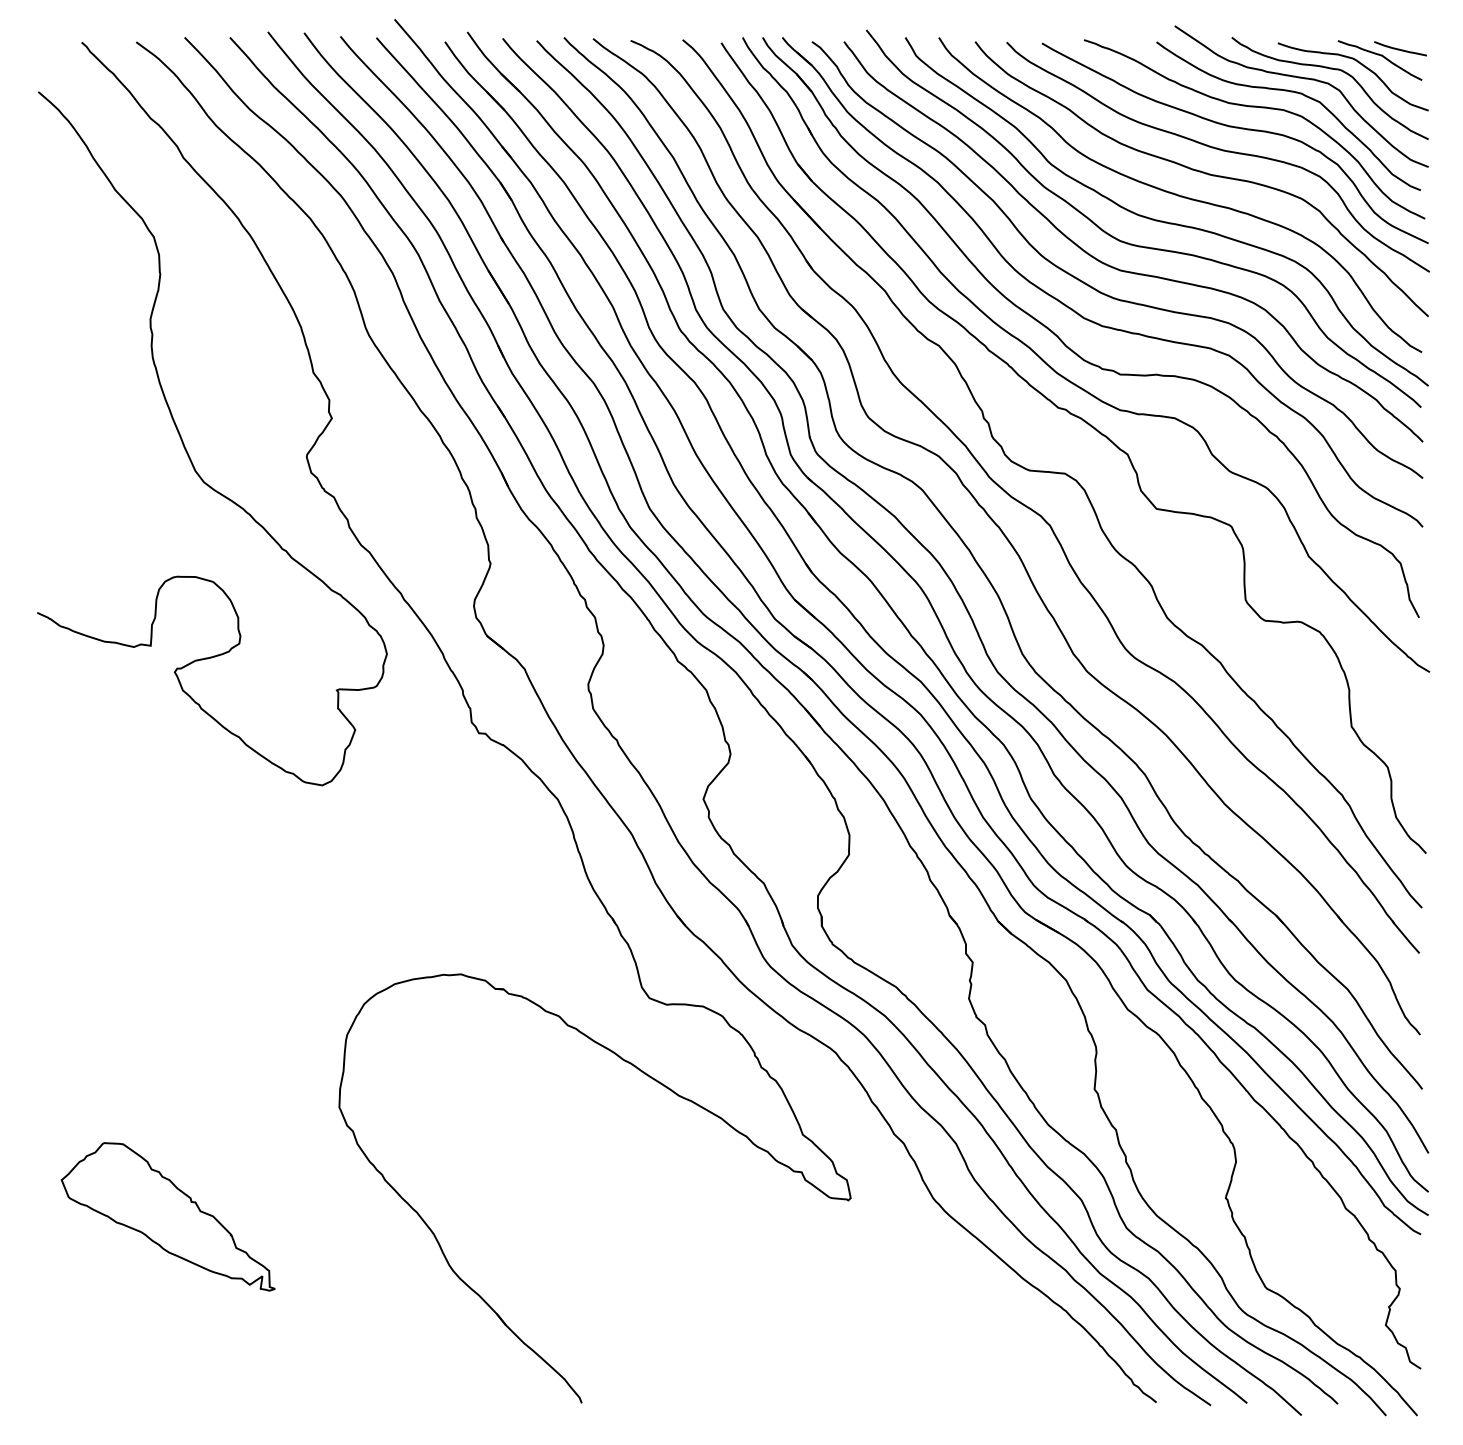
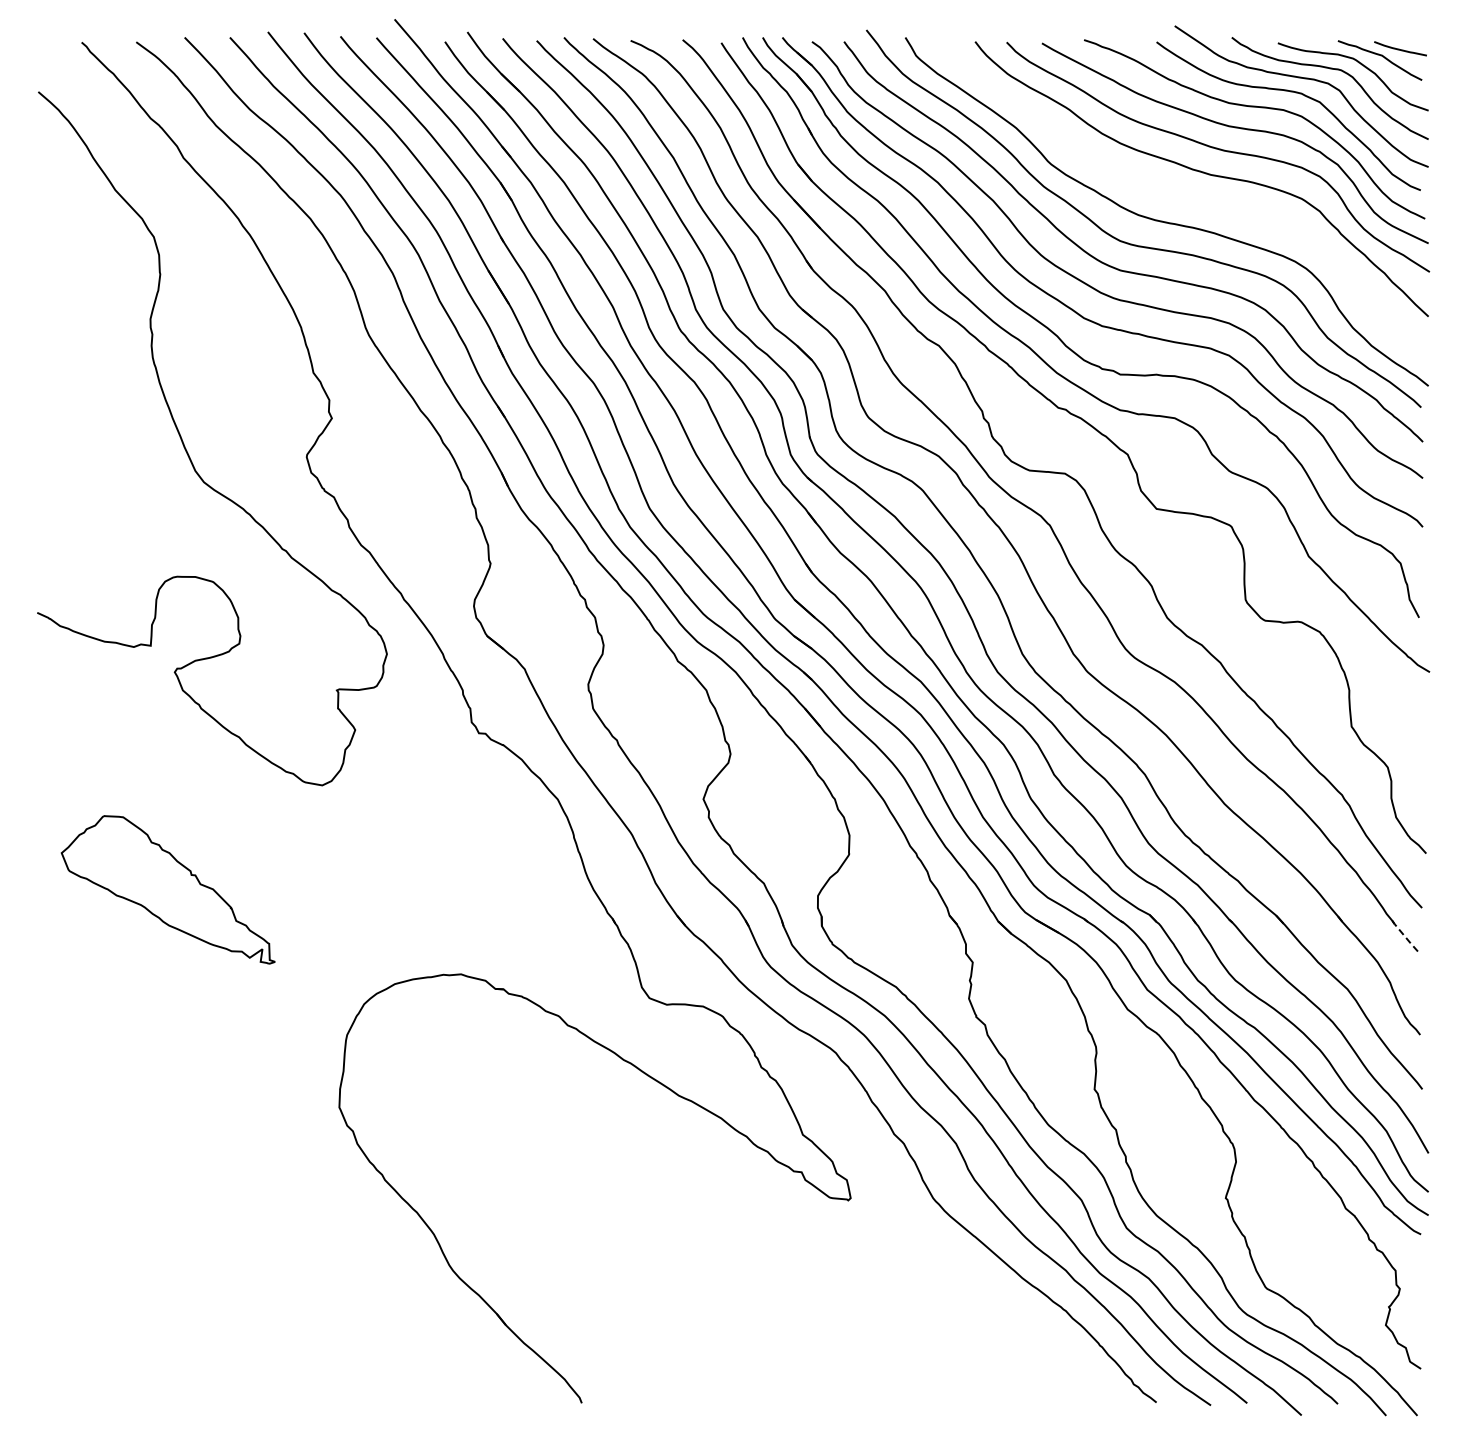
curve: present -> none (1179, 194)
line: solid -> dashed (1406, 937)
part position: (167, 1216) -> (167, 889) (167, 889)
